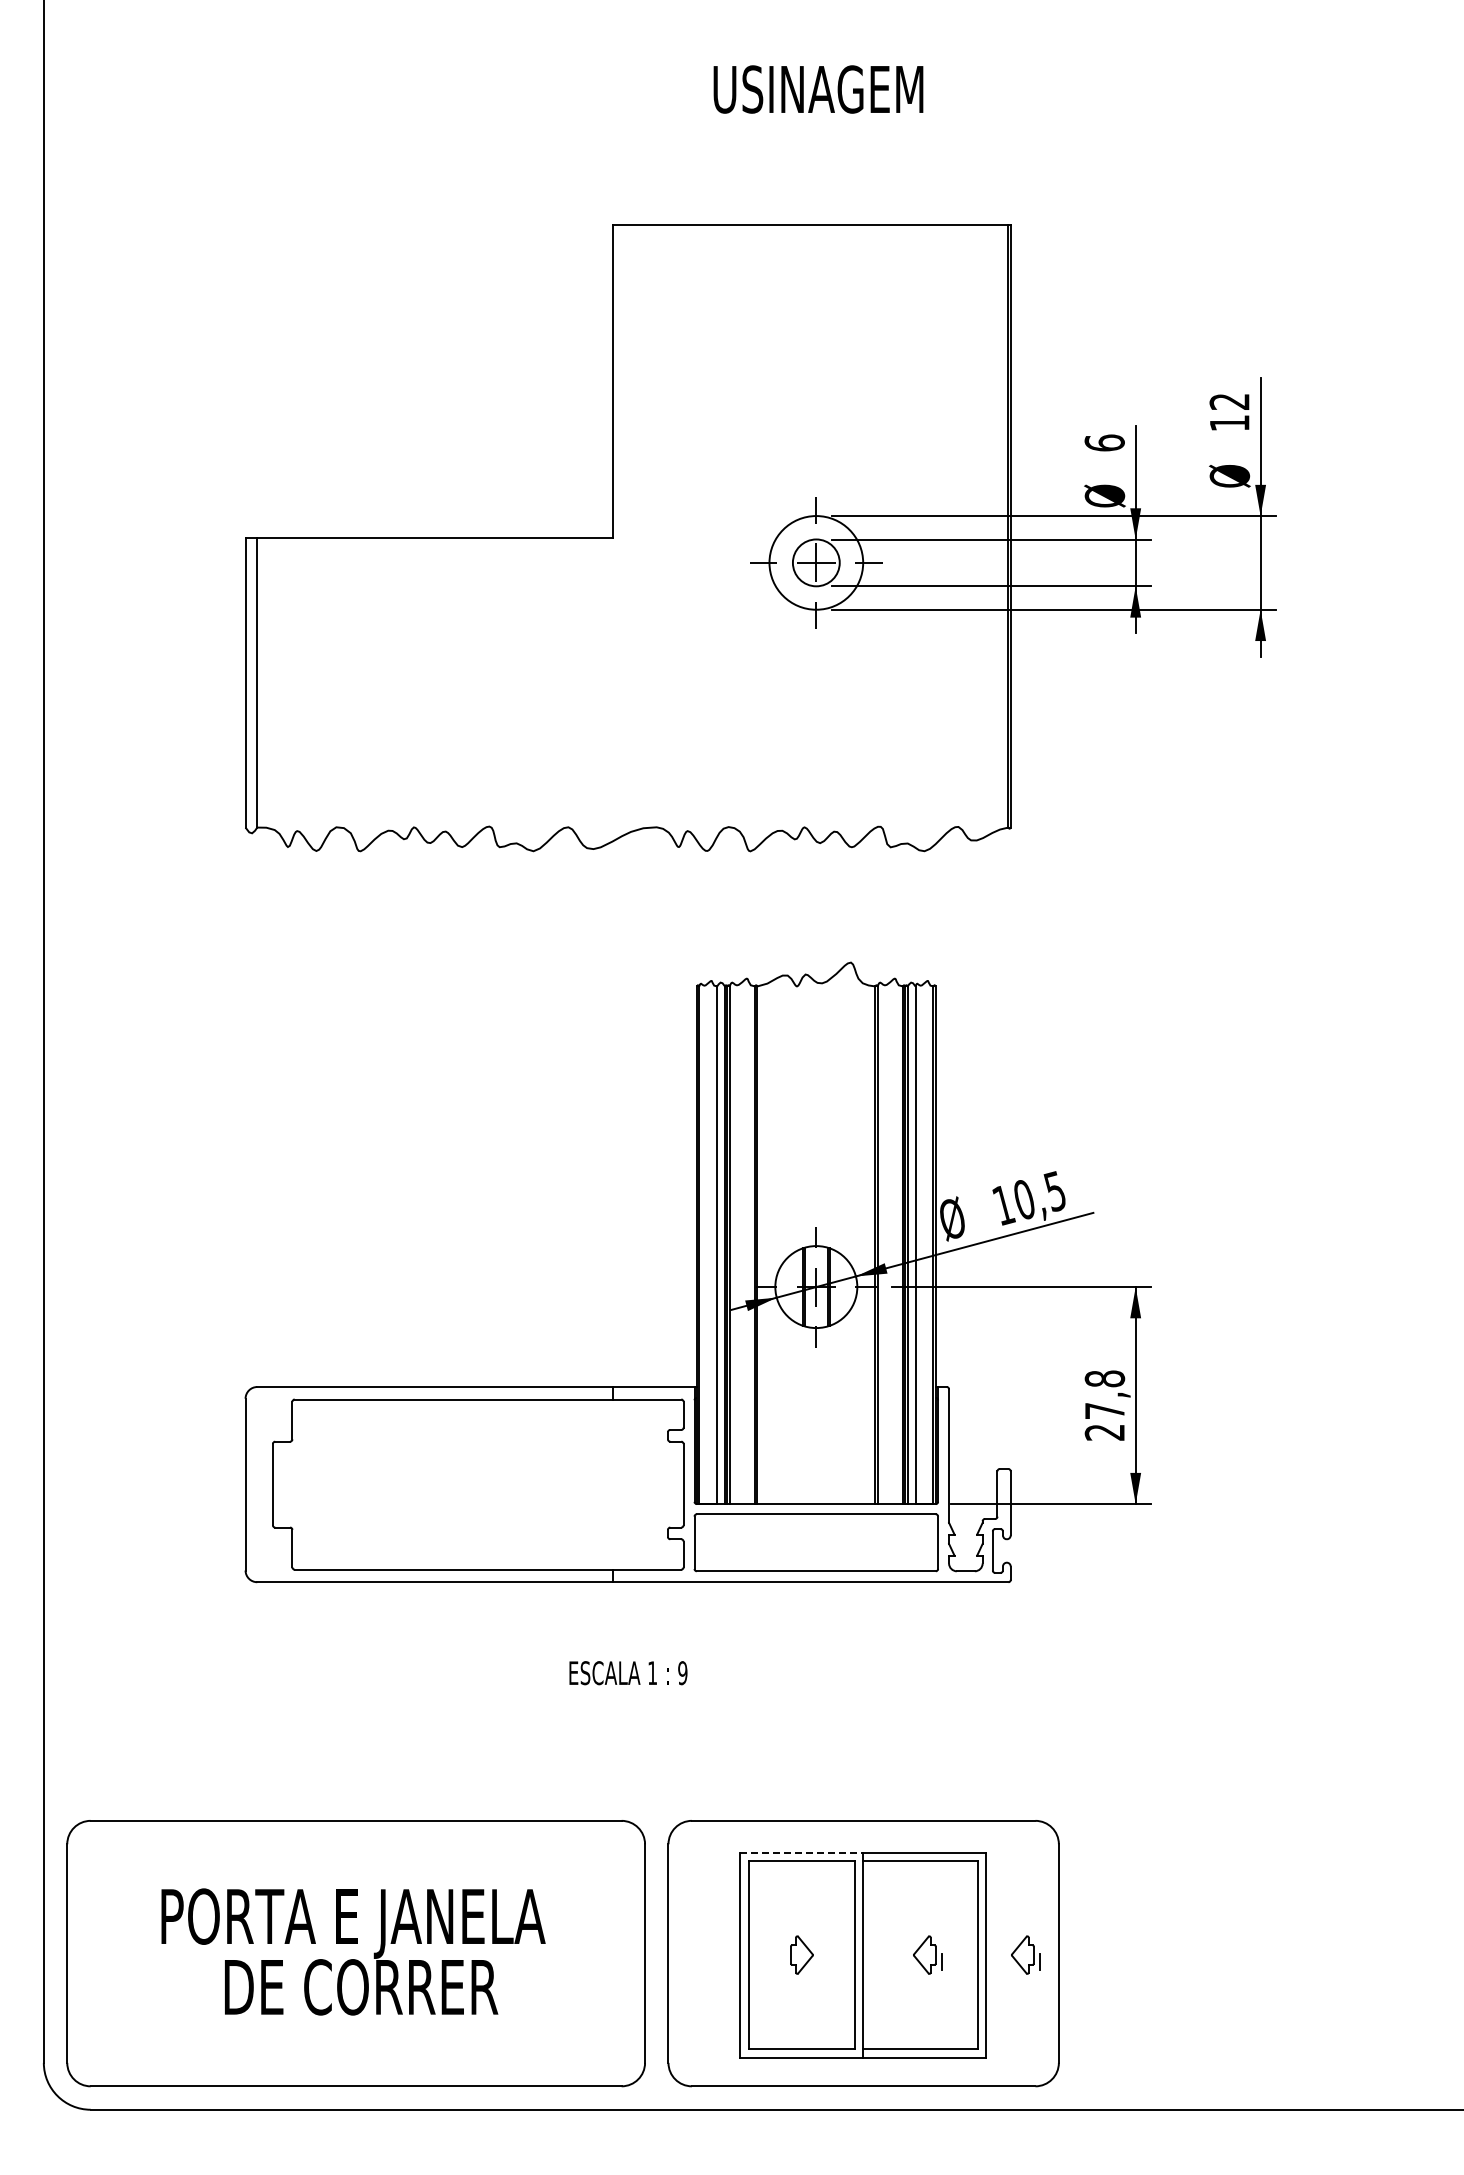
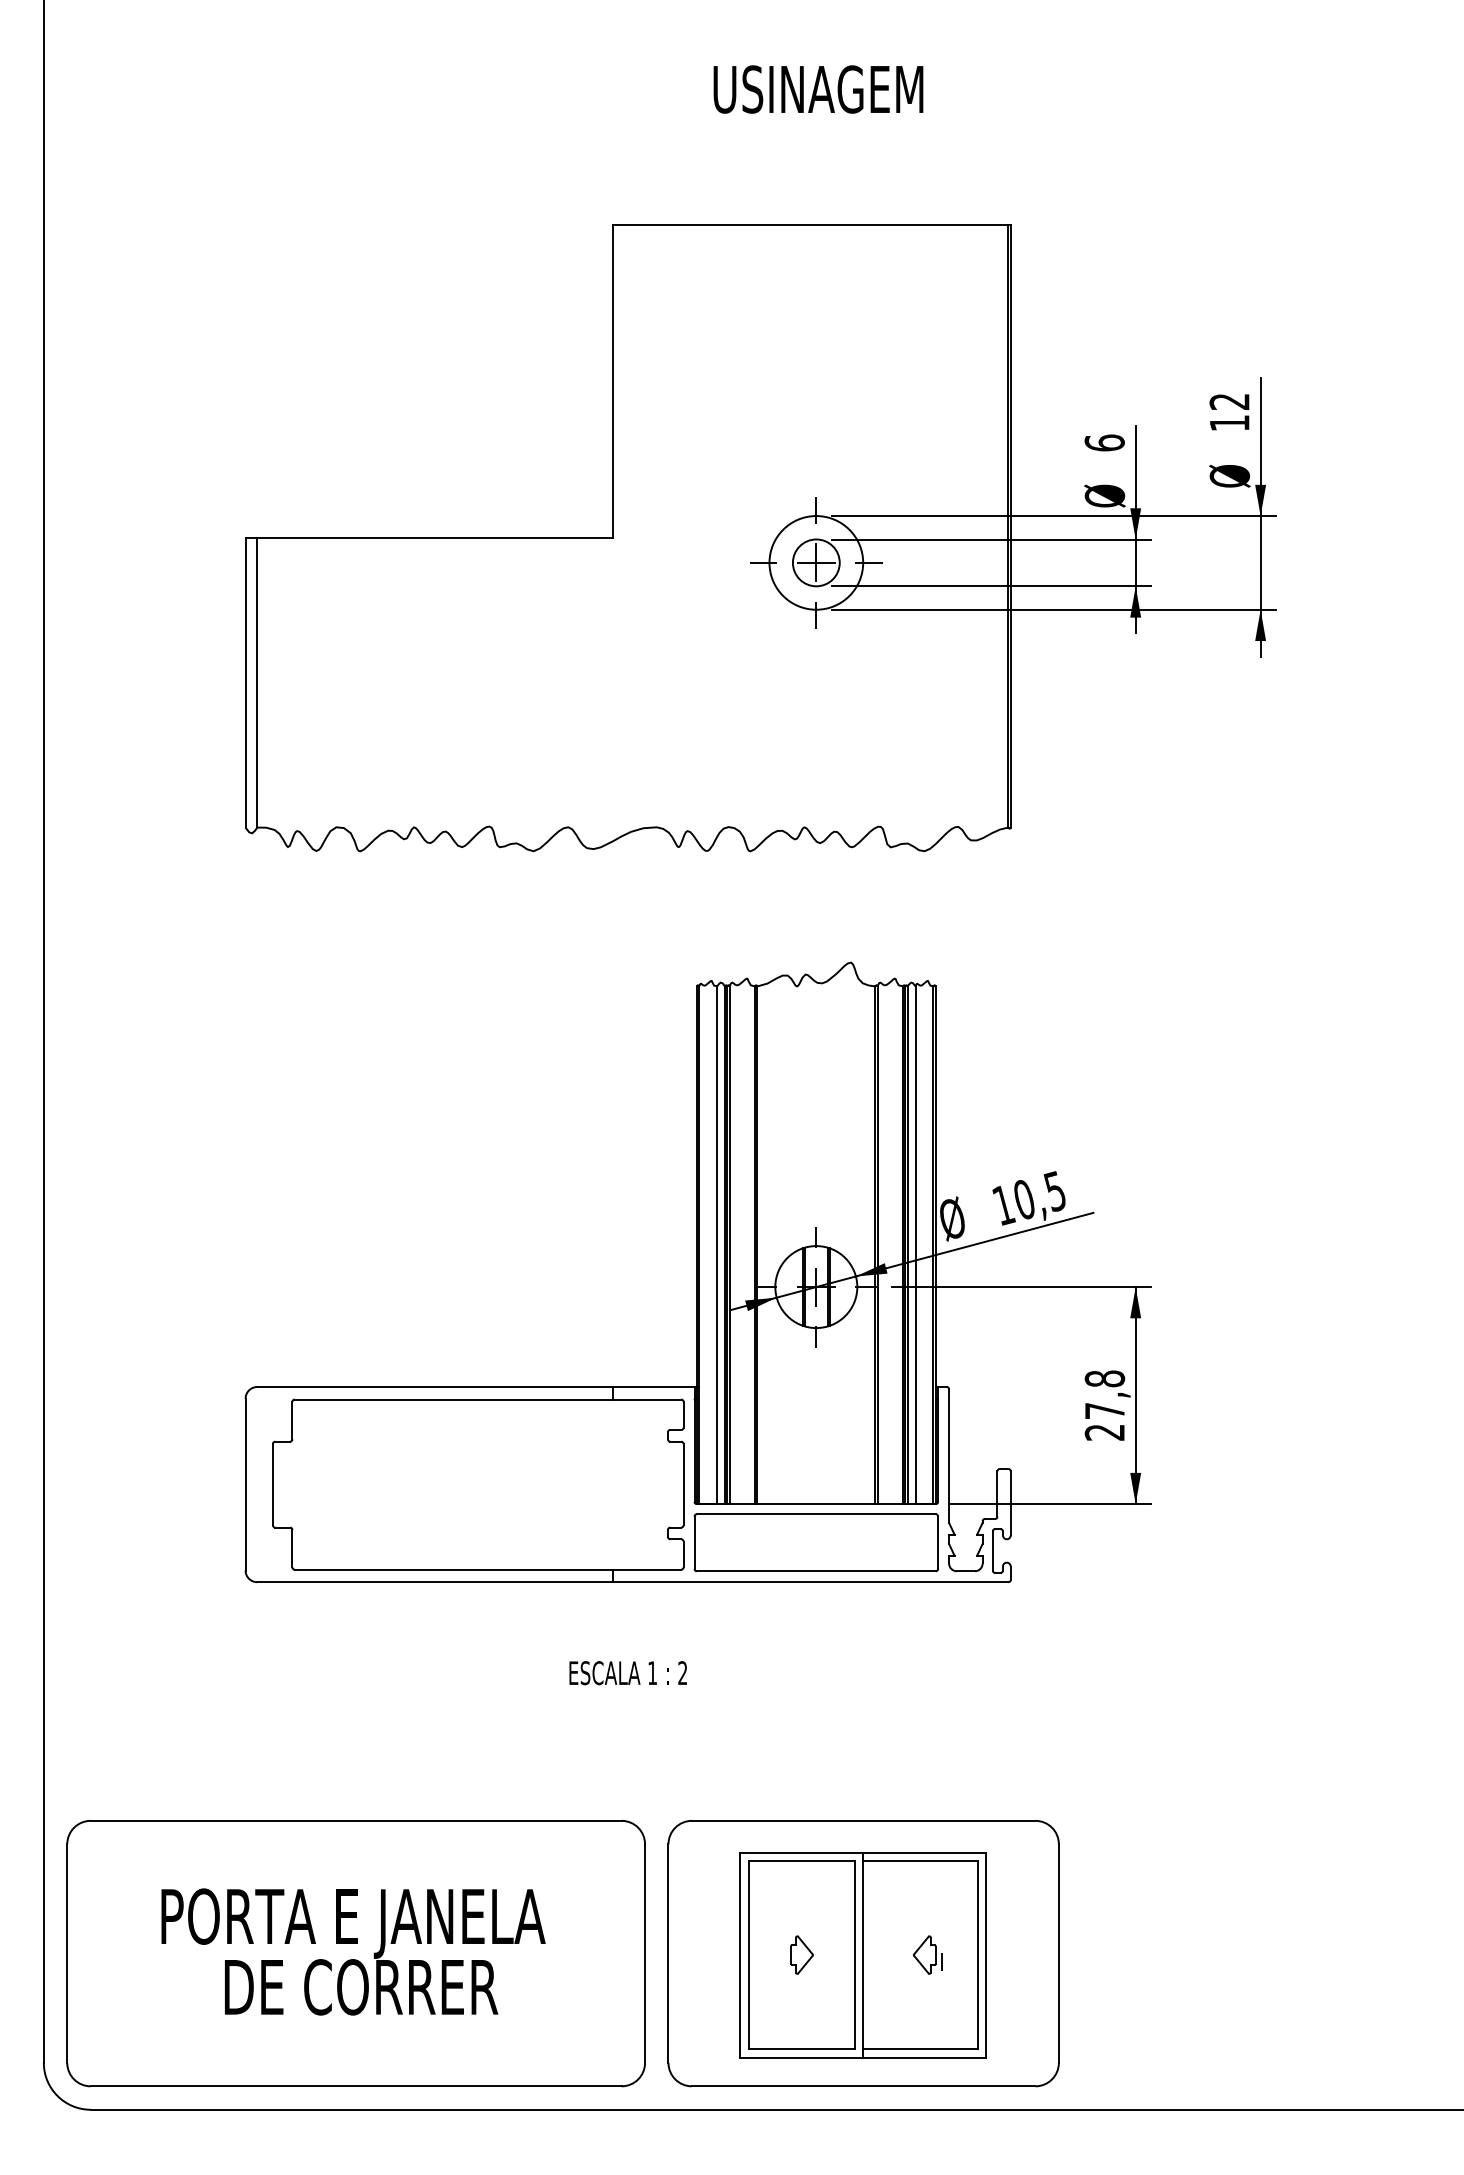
text: 9 -> 2 (682, 1673)
line: dashed -> solid (802, 1852)
part: present -> none (1025, 1954)
